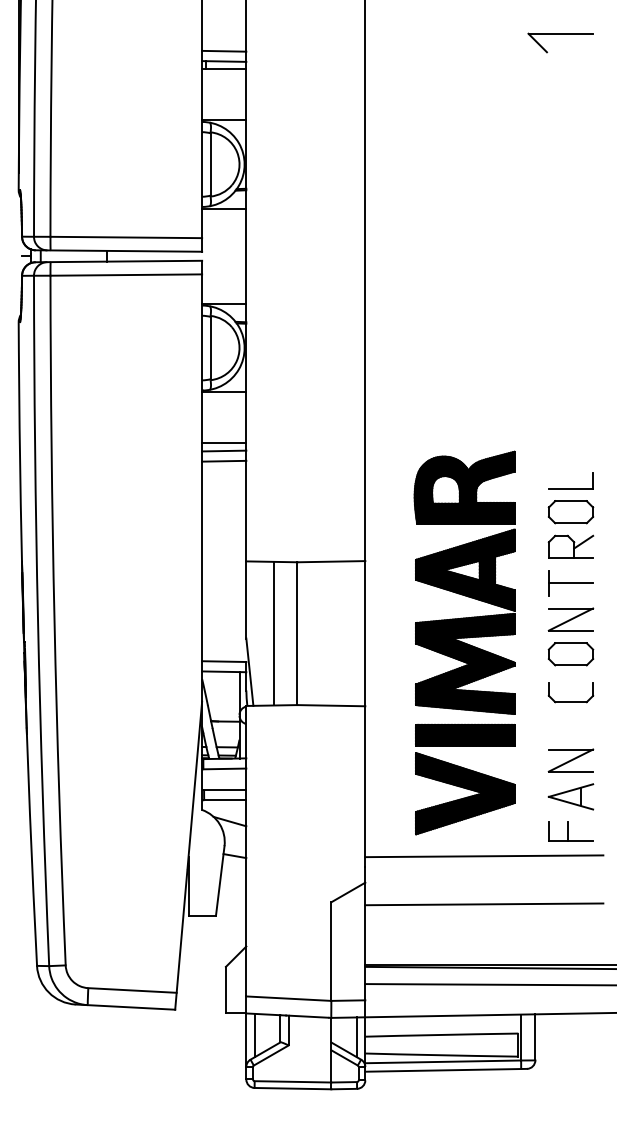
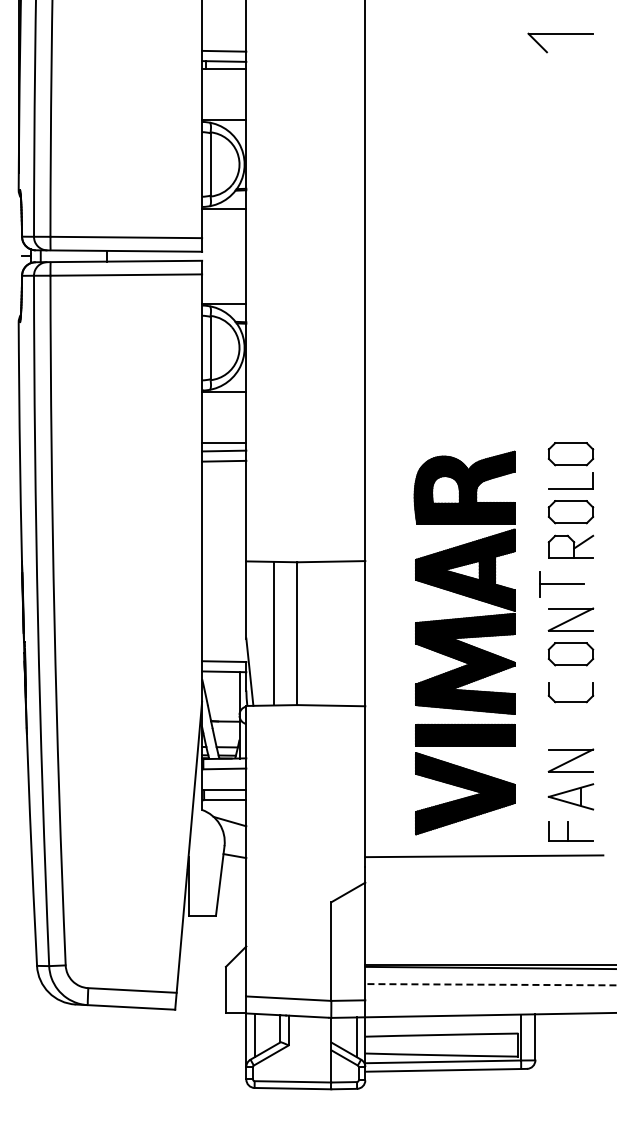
part: none -> present (570, 454)
part position: (570, 583) -> (561, 584) (561, 584)
line: present -> none (484, 904)
line: solid -> dashed (491, 984)
